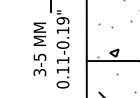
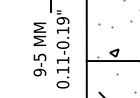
text: 3-5 -> 9-5 (39, 72)
